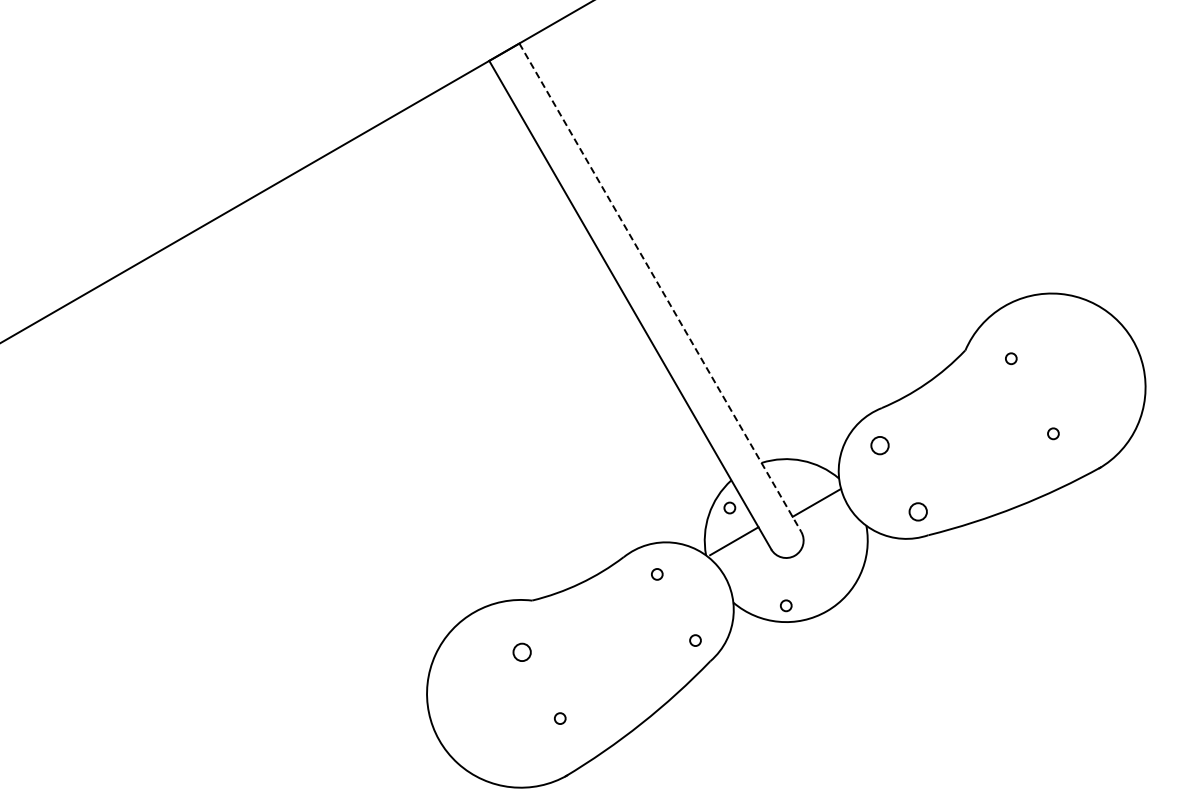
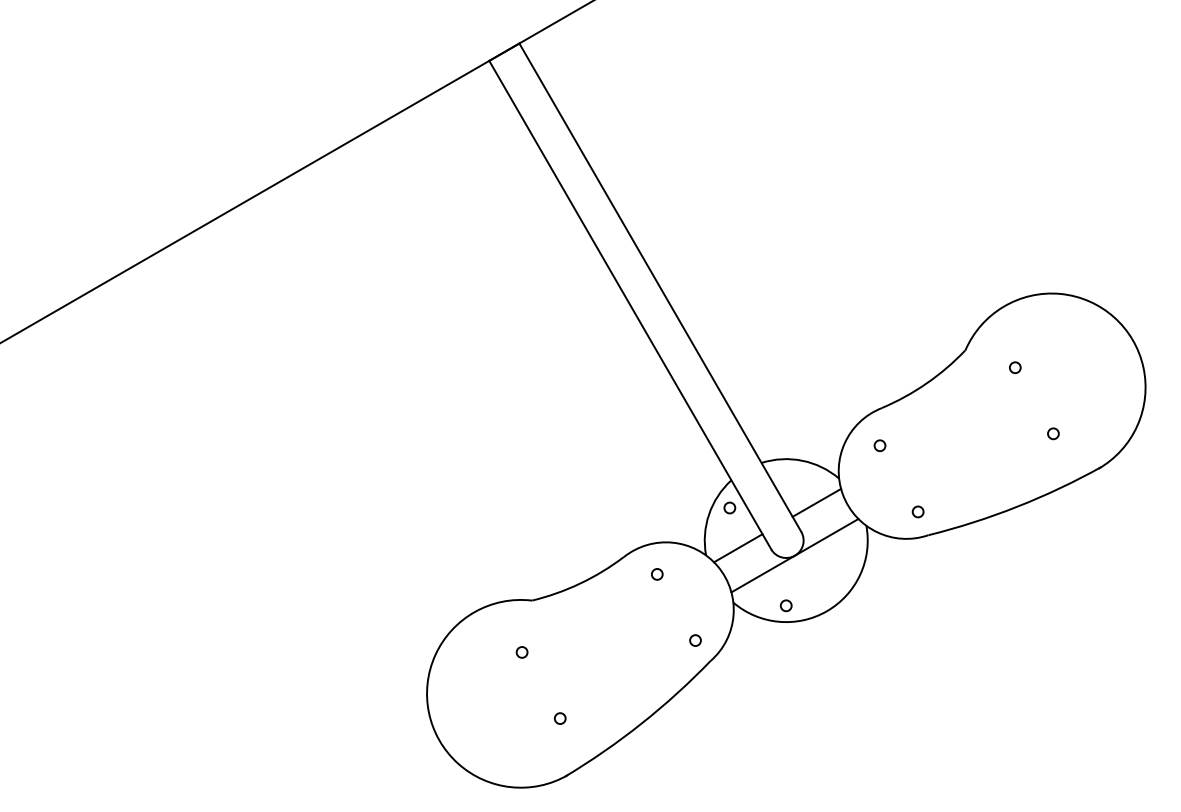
line: dashed -> solid (660, 287)
circle position: (1011, 358) -> (1015, 367) (1015, 367)
circle size: 20x20 px -> 14x14 px (879, 445)
circle size: 20x20 px -> 14x14 px (917, 511)
line position: (734, 541) -> (738, 548) (738, 548)
line: none -> present (794, 555)
circle size: 20x20 px -> 14x13 px (521, 652)
